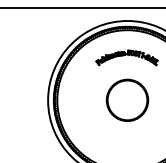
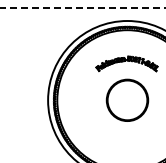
line: solid -> dashed (82, 7)
part position: (126, 57) -> (126, 63) (126, 63)
